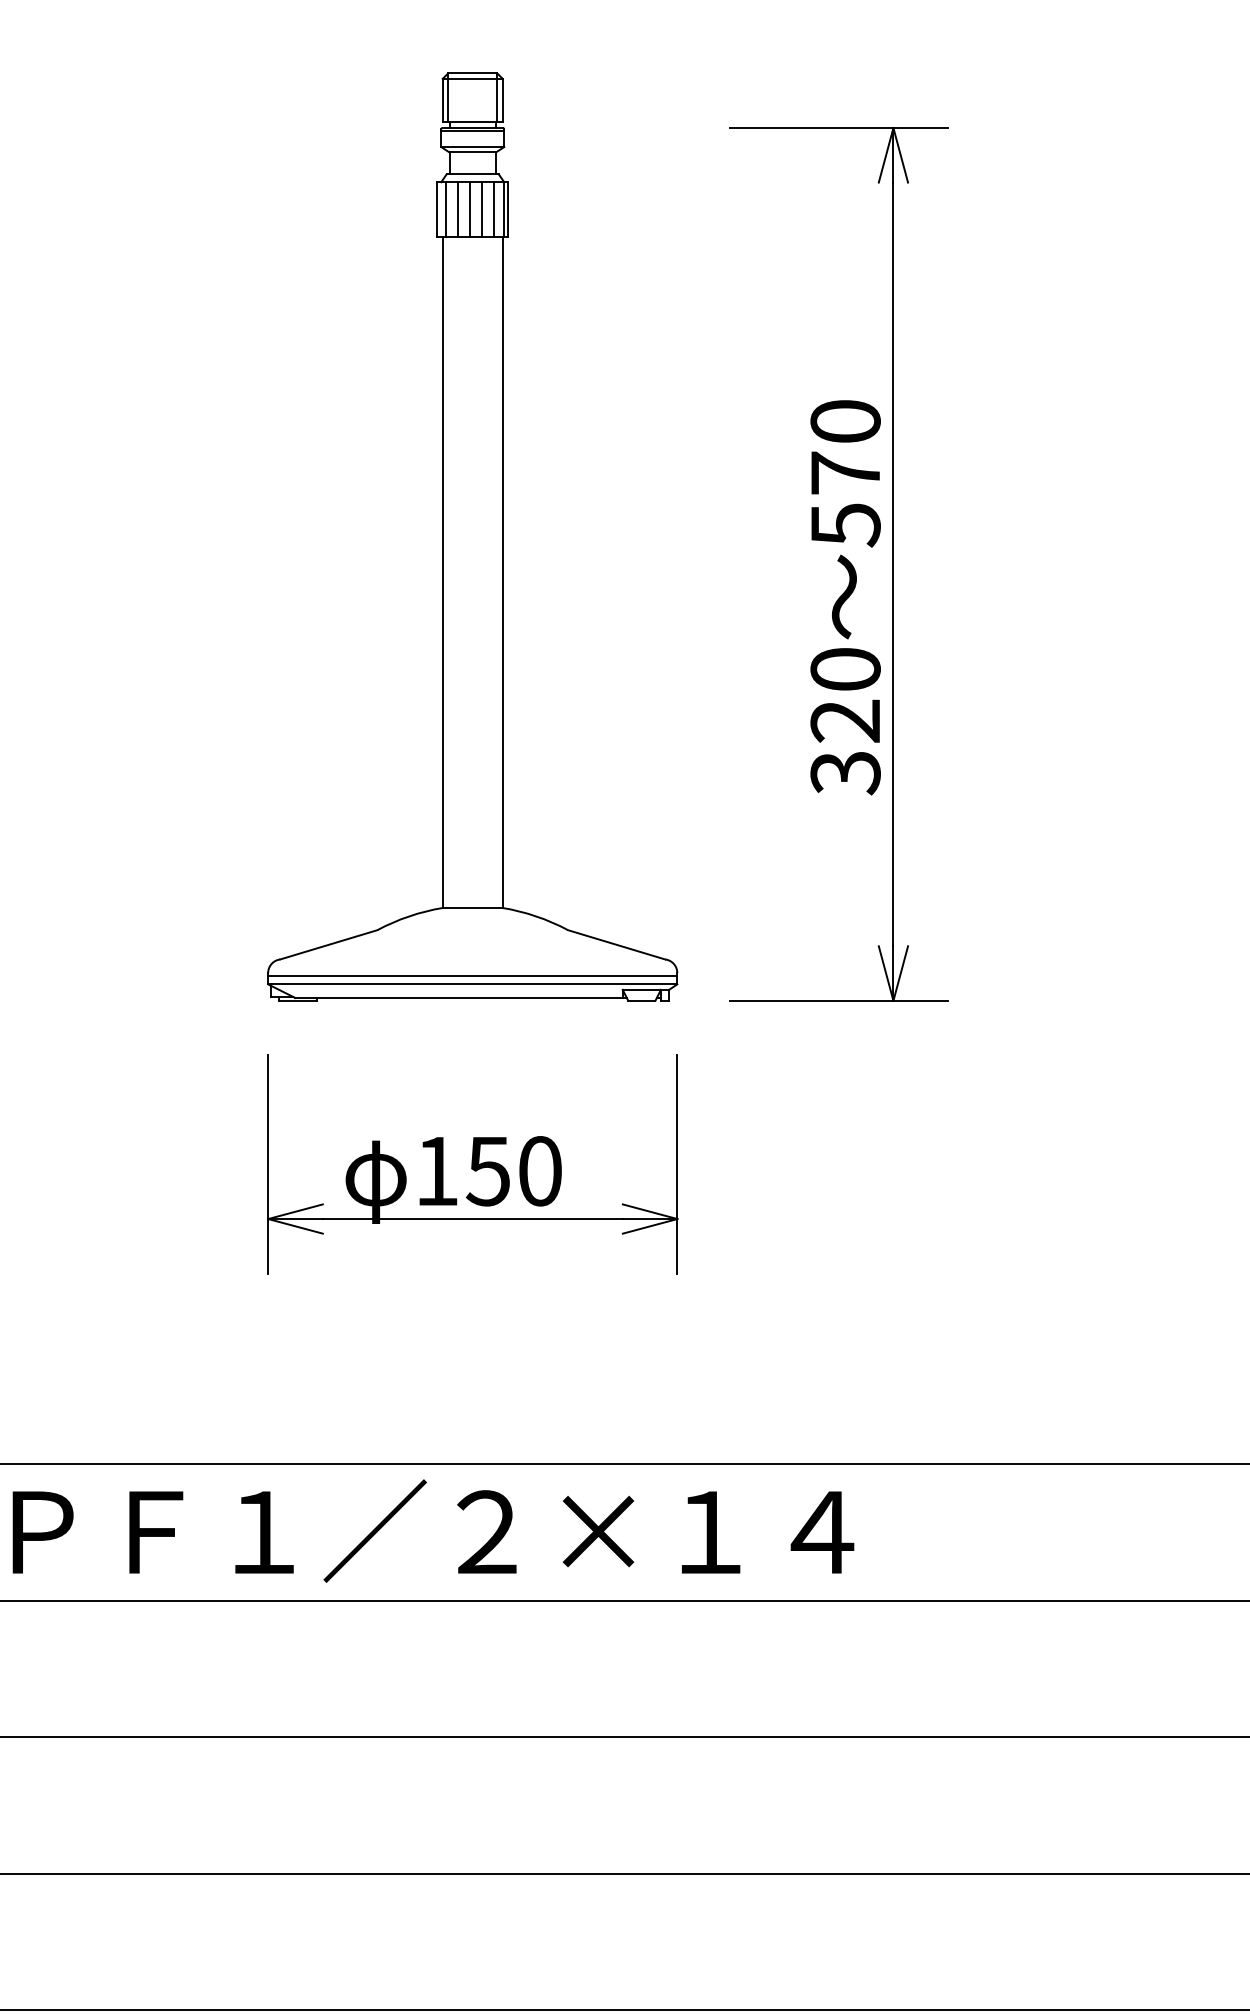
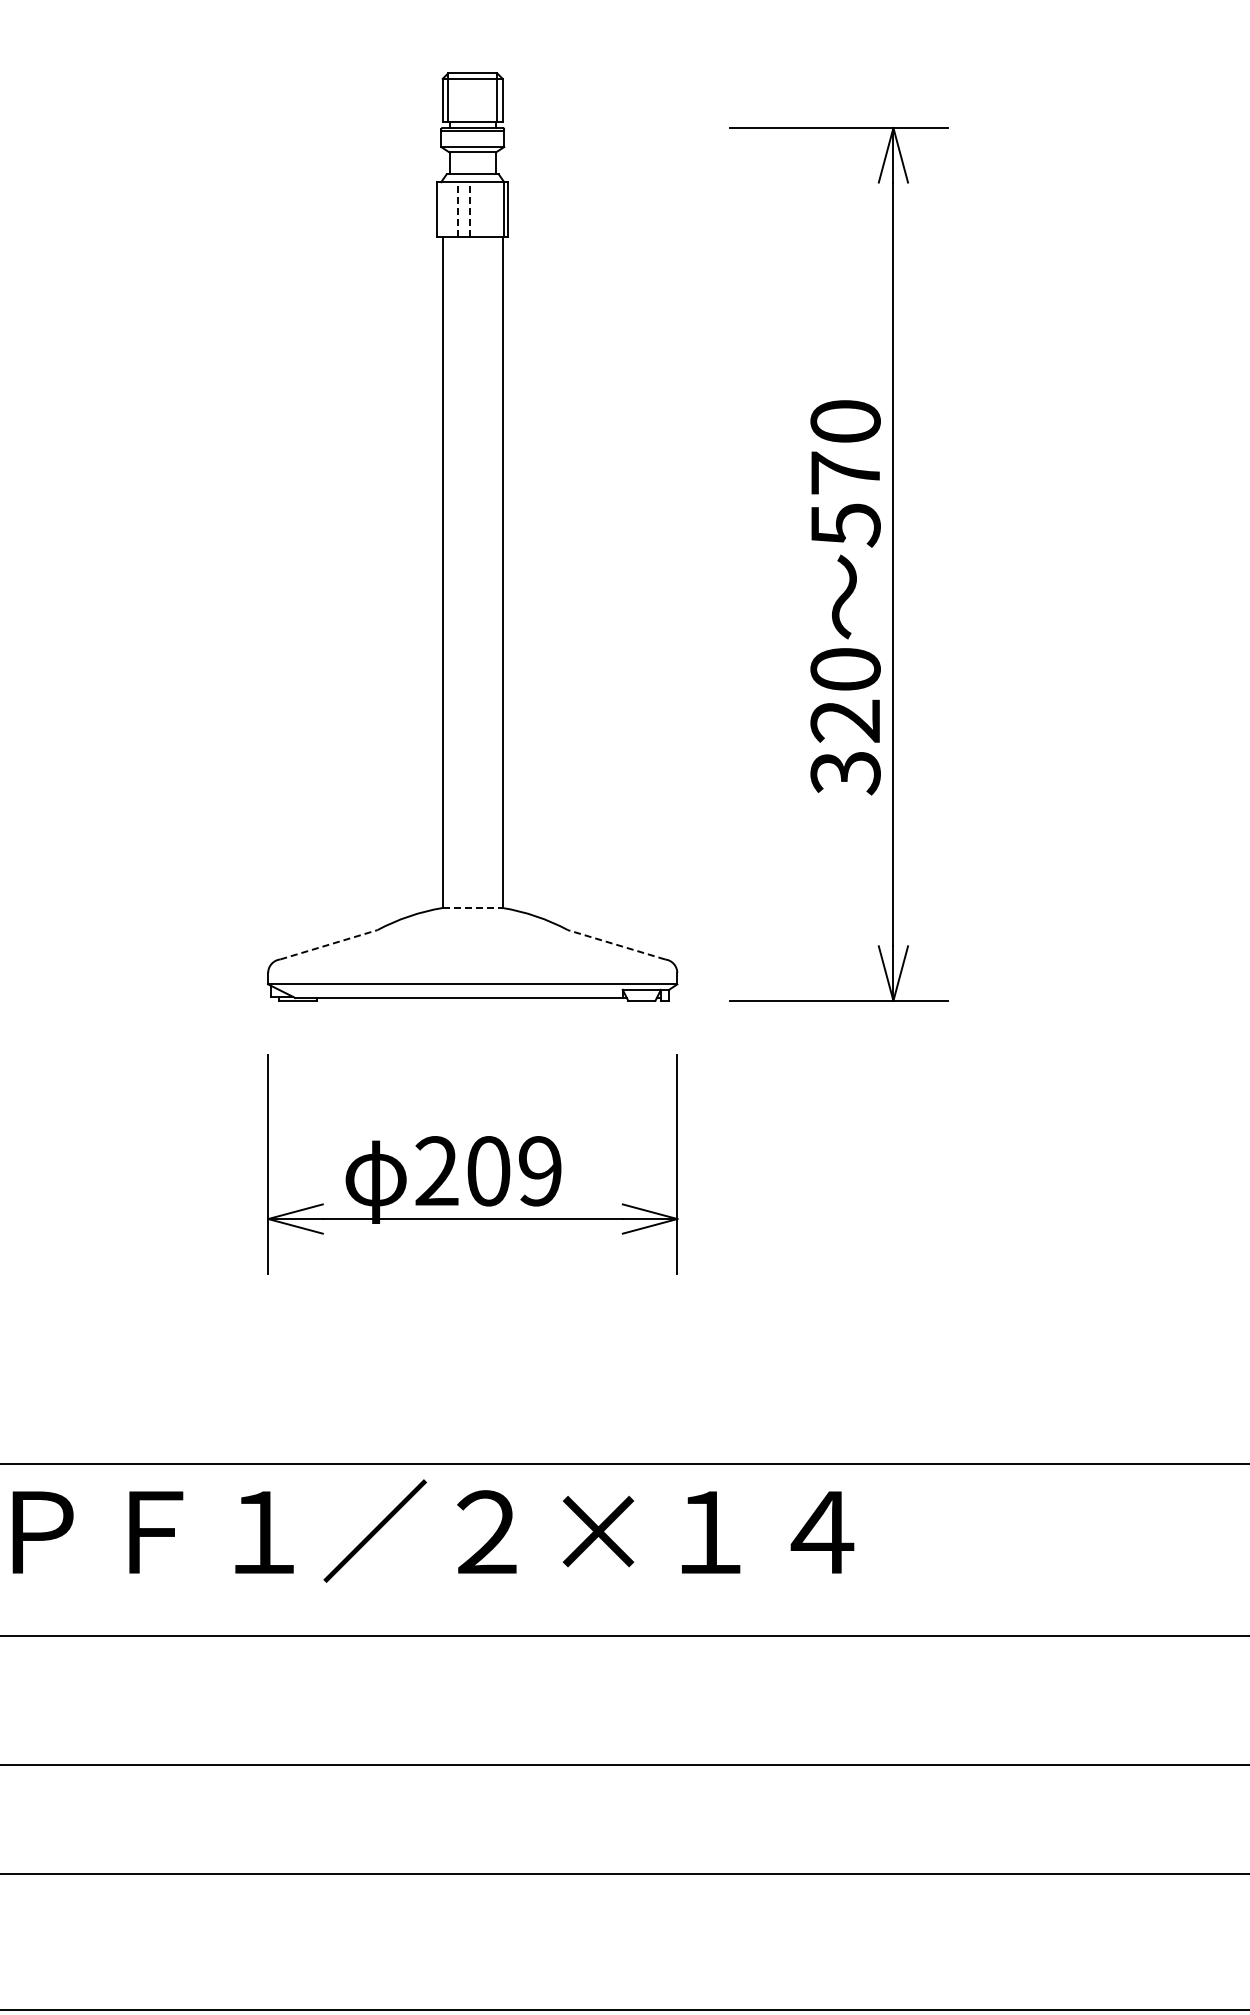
line: present -> none (445, 209)
line: solid -> dashed (457, 209)
line: solid -> dashed (469, 209)
line: present -> none (481, 209)
line: present -> none (493, 209)
line: solid -> dashed (473, 908)
line: solid -> dashed (328, 944)
line: solid -> dashed (616, 944)
line: present -> none (472, 976)
text: 150 -> 209 (488, 1171)
line position: (624, 1600) -> (624, 1635) (624, 1635)
line position: (624, 1737) -> (624, 1765) (624, 1765)
